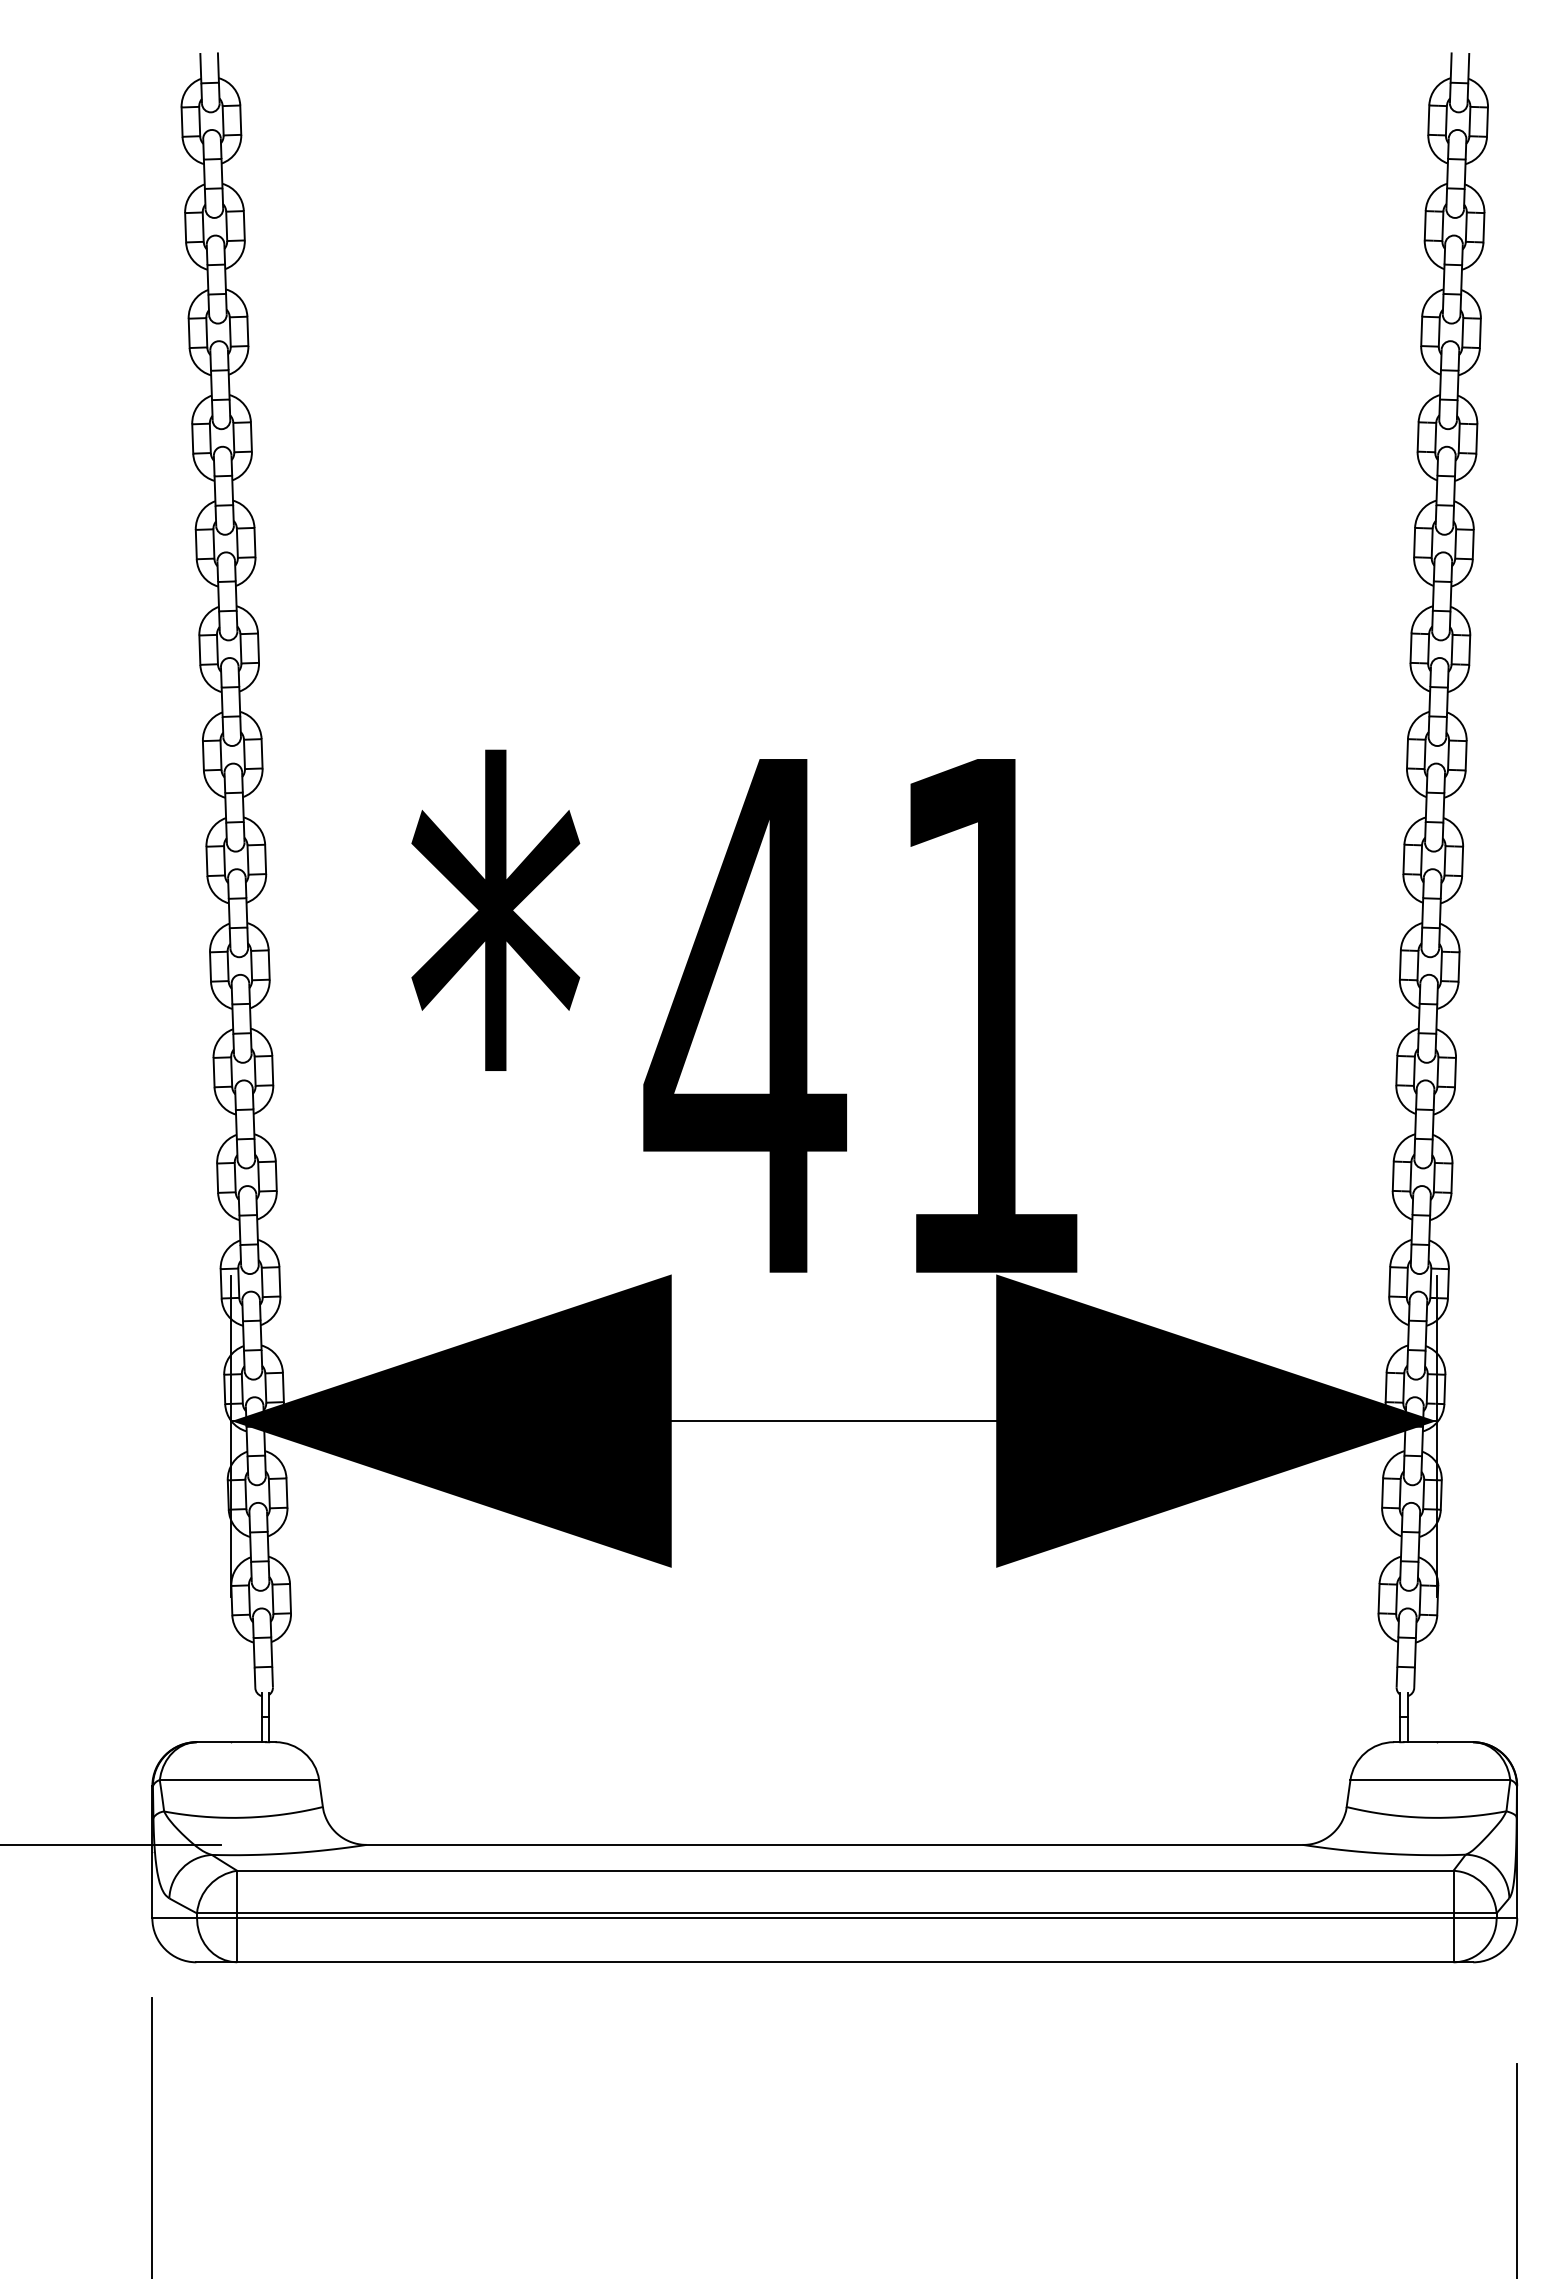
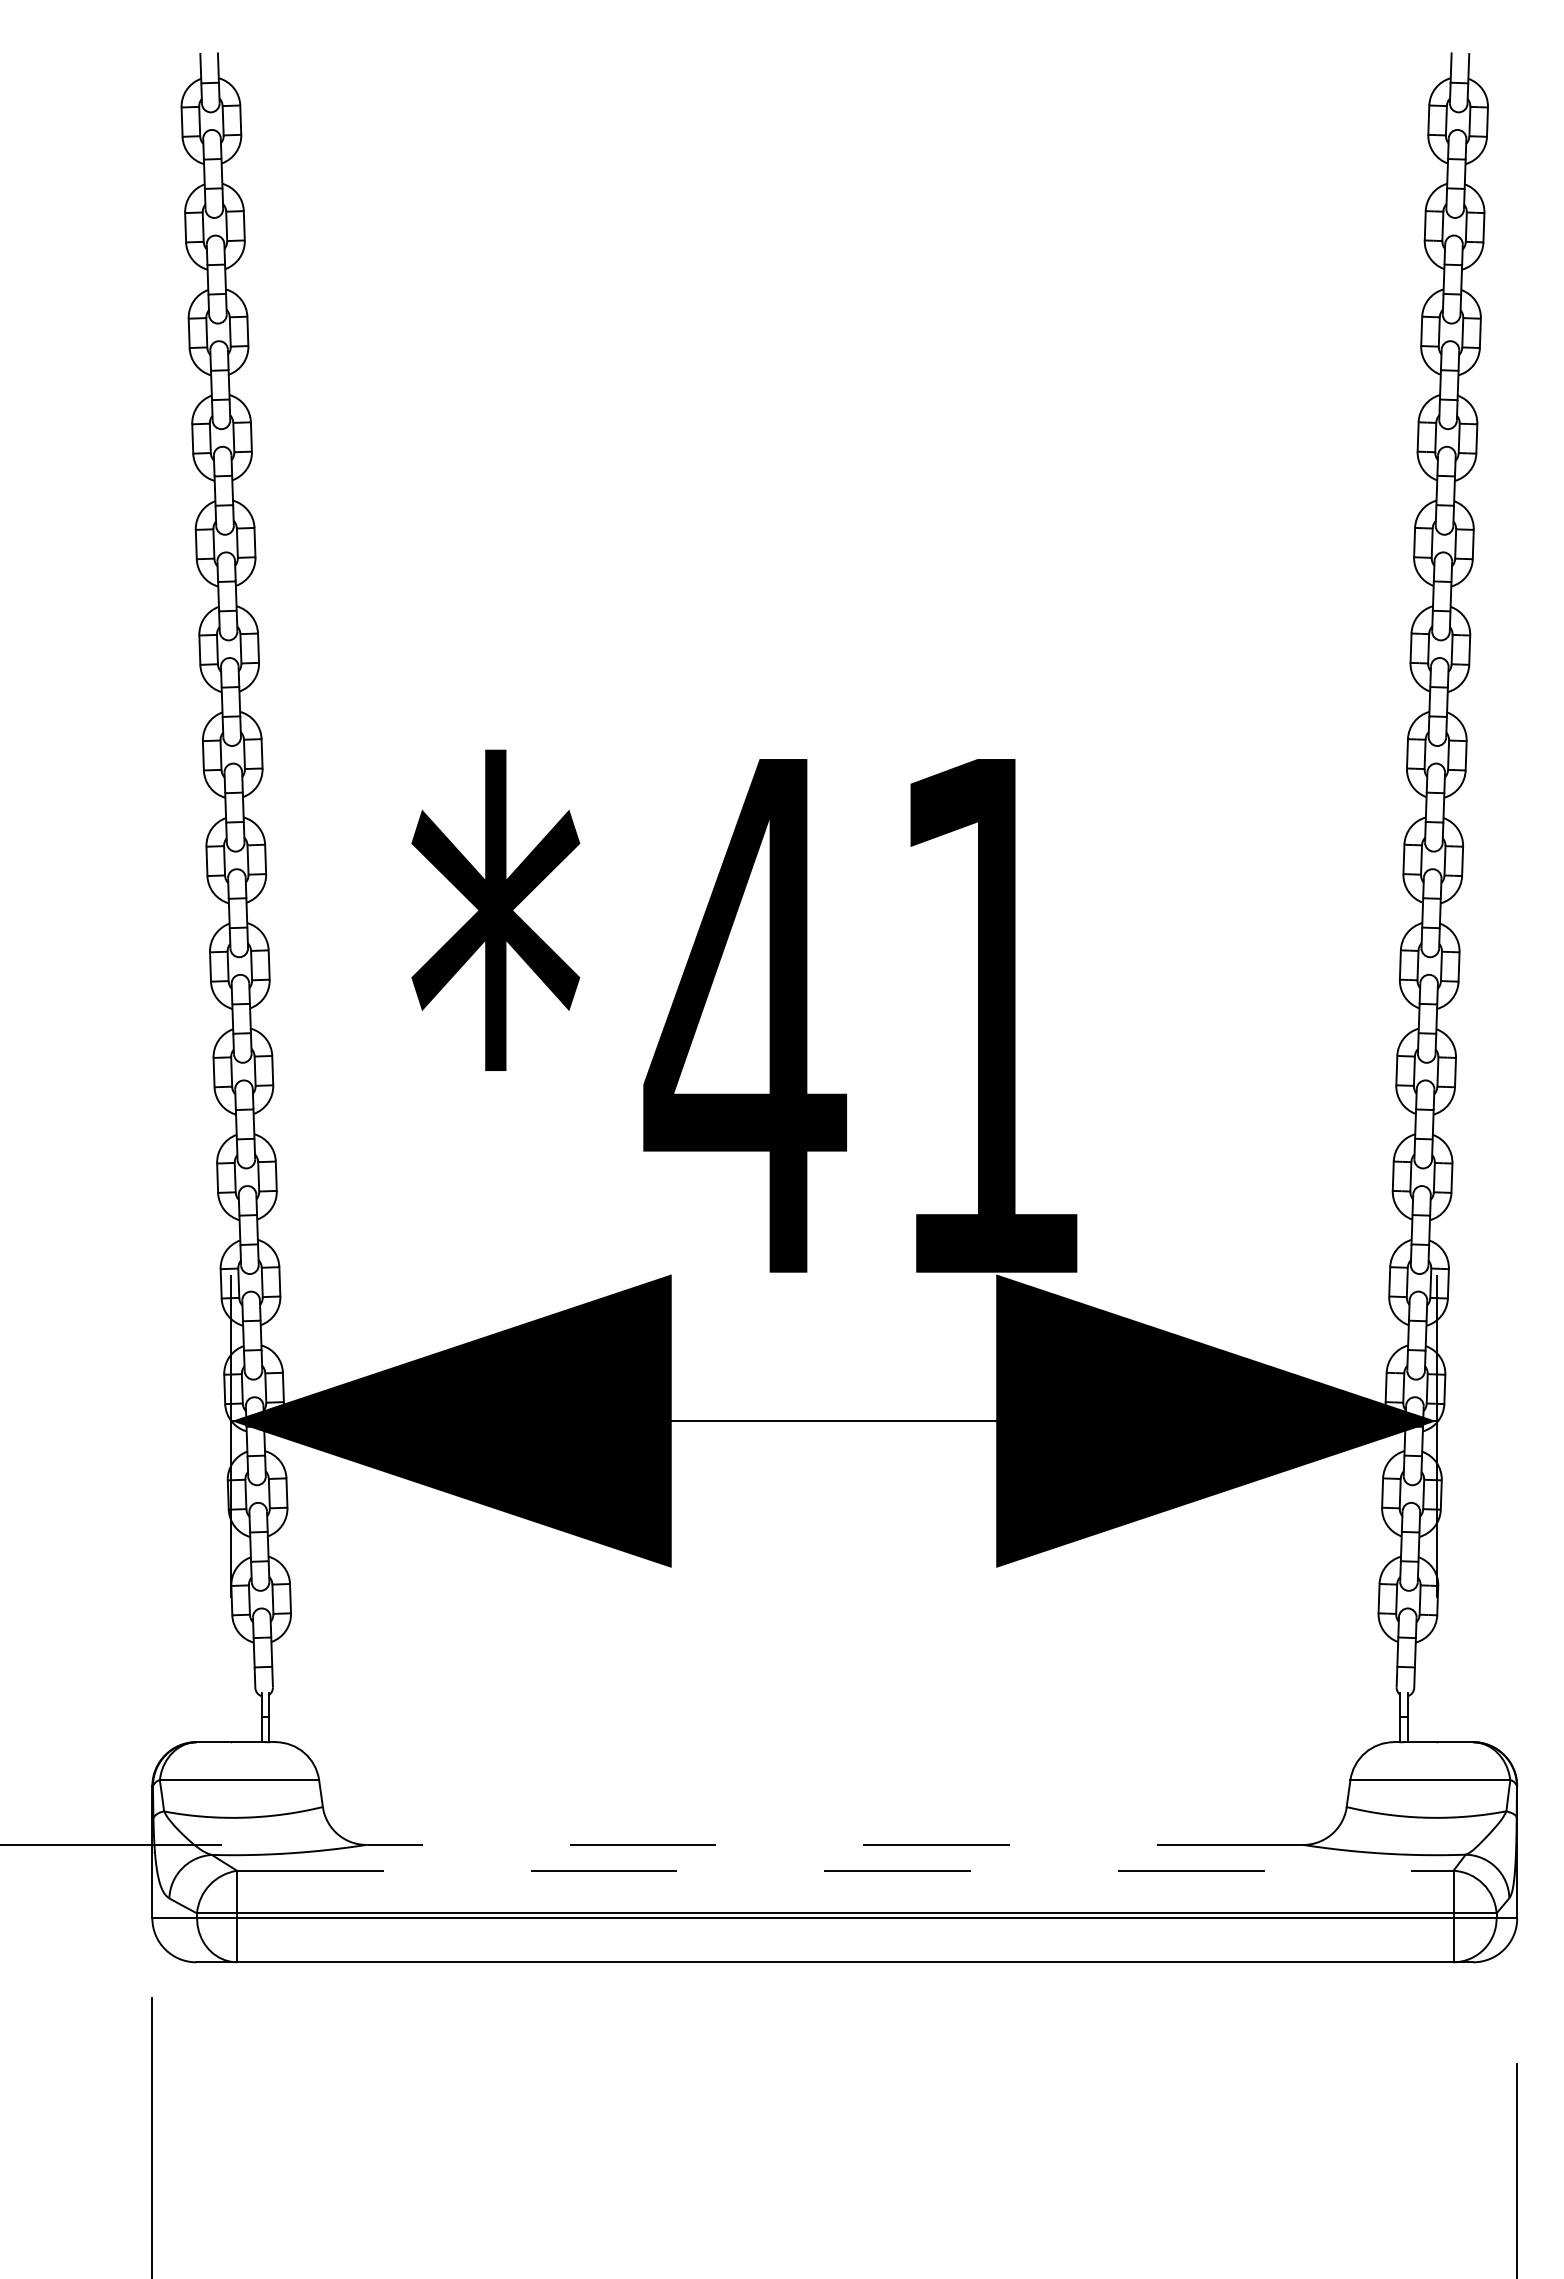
line: solid -> dashed (834, 1844)
line: solid -> dashed (845, 1870)
